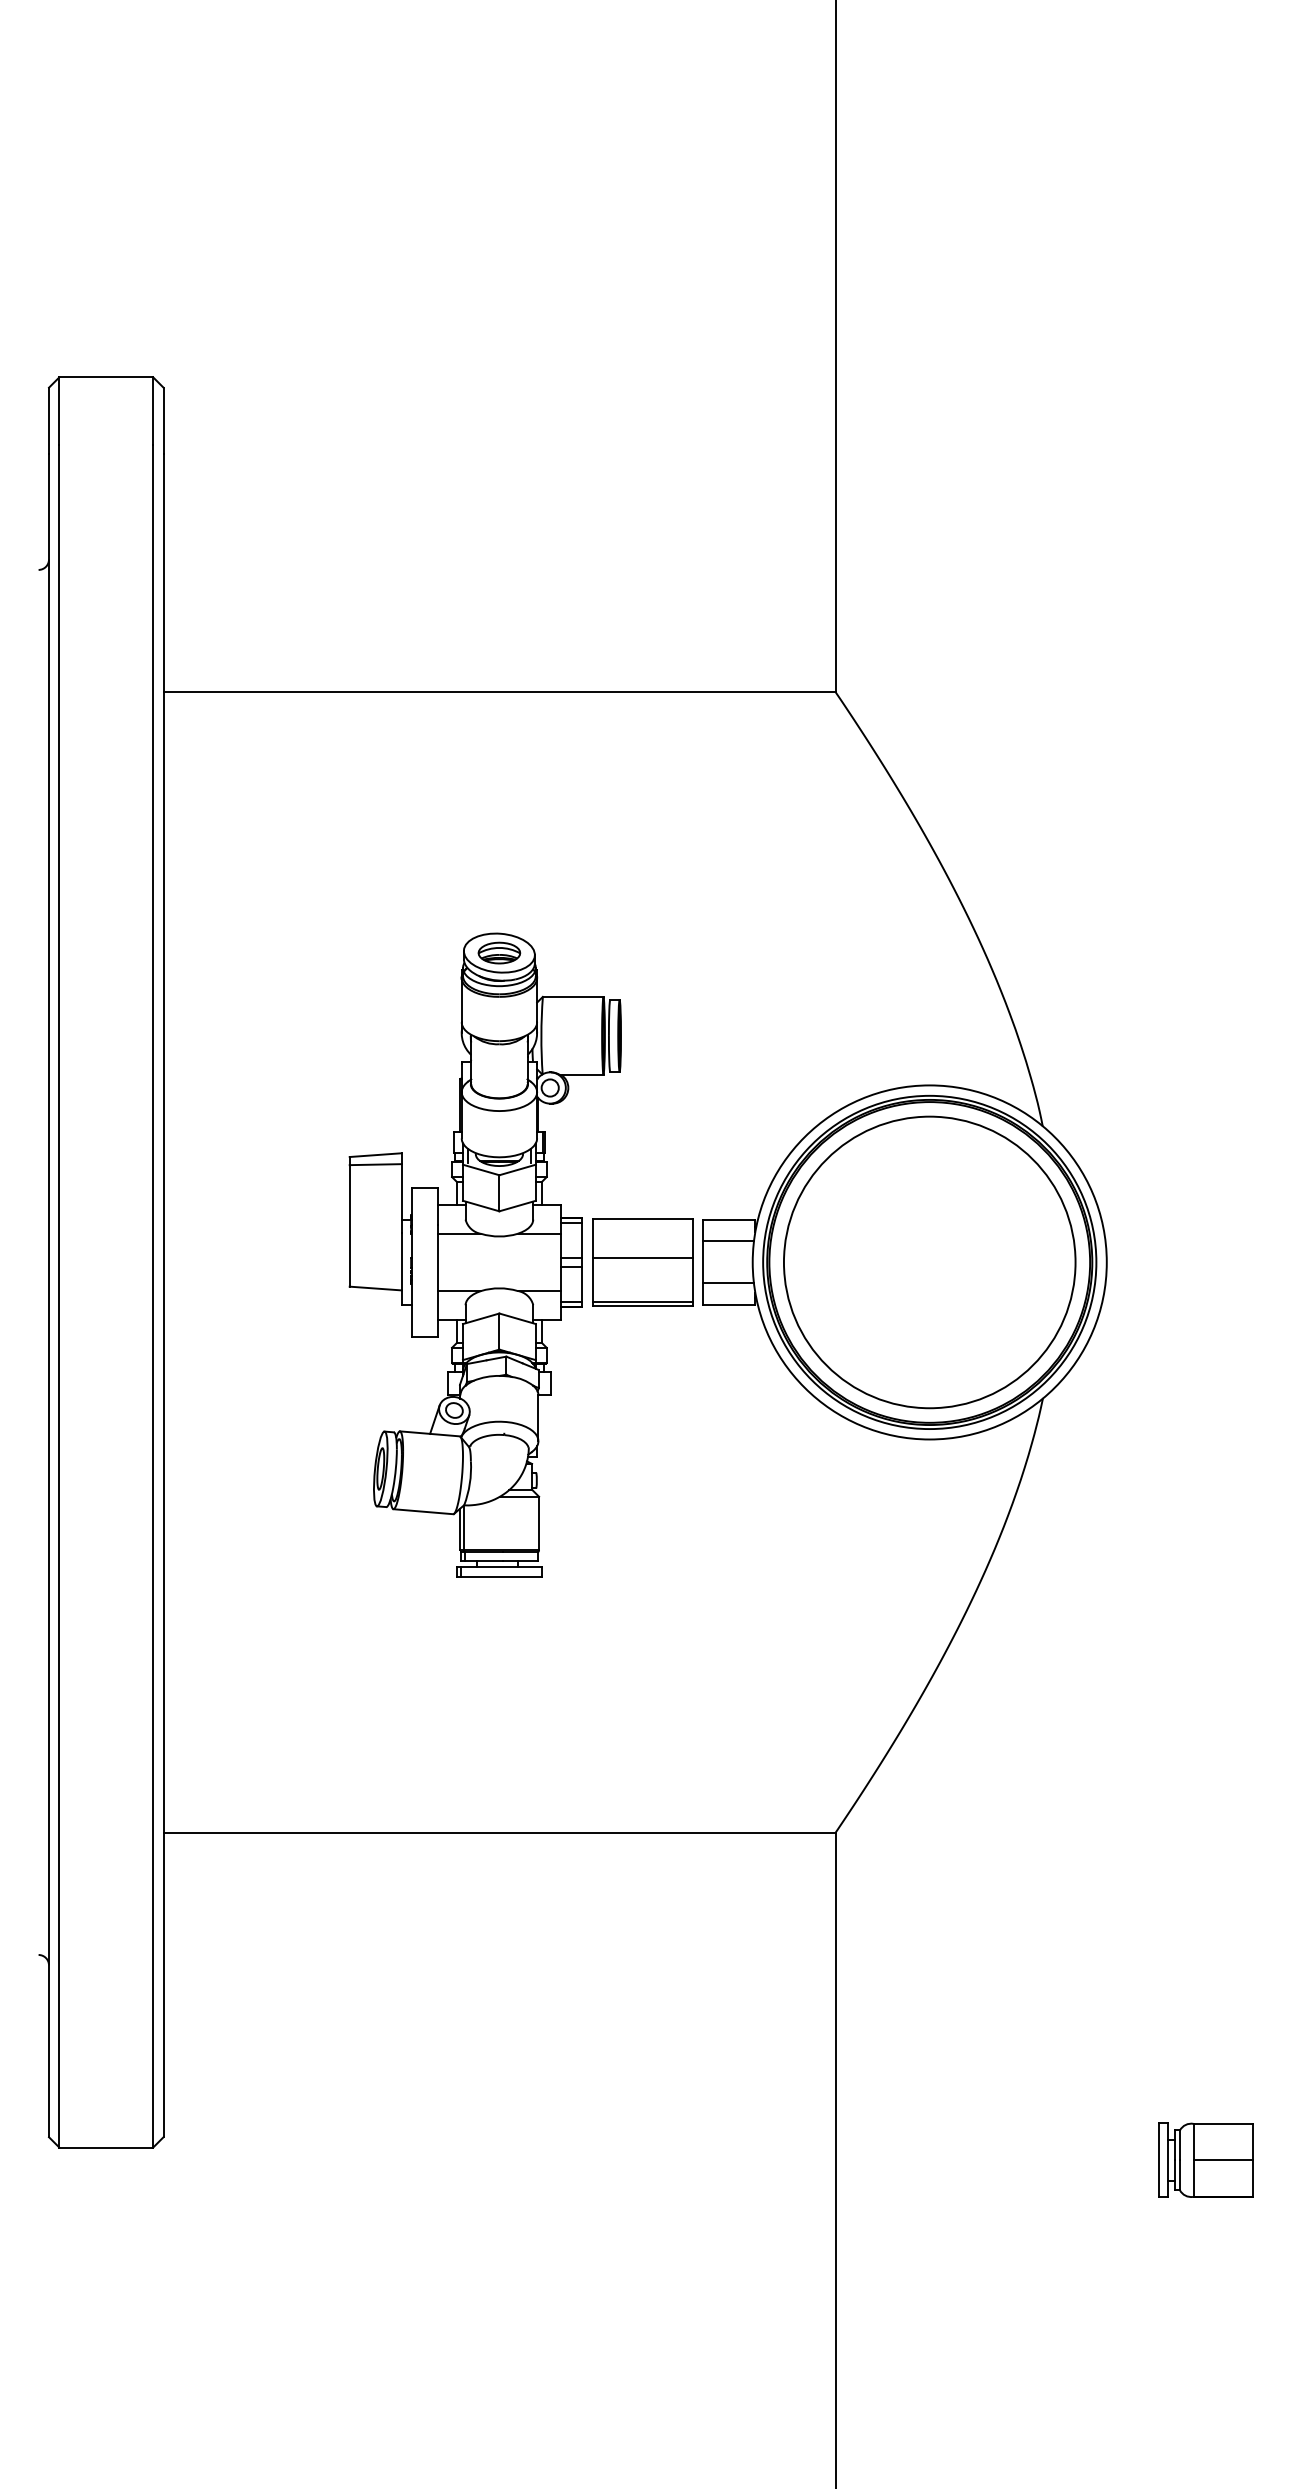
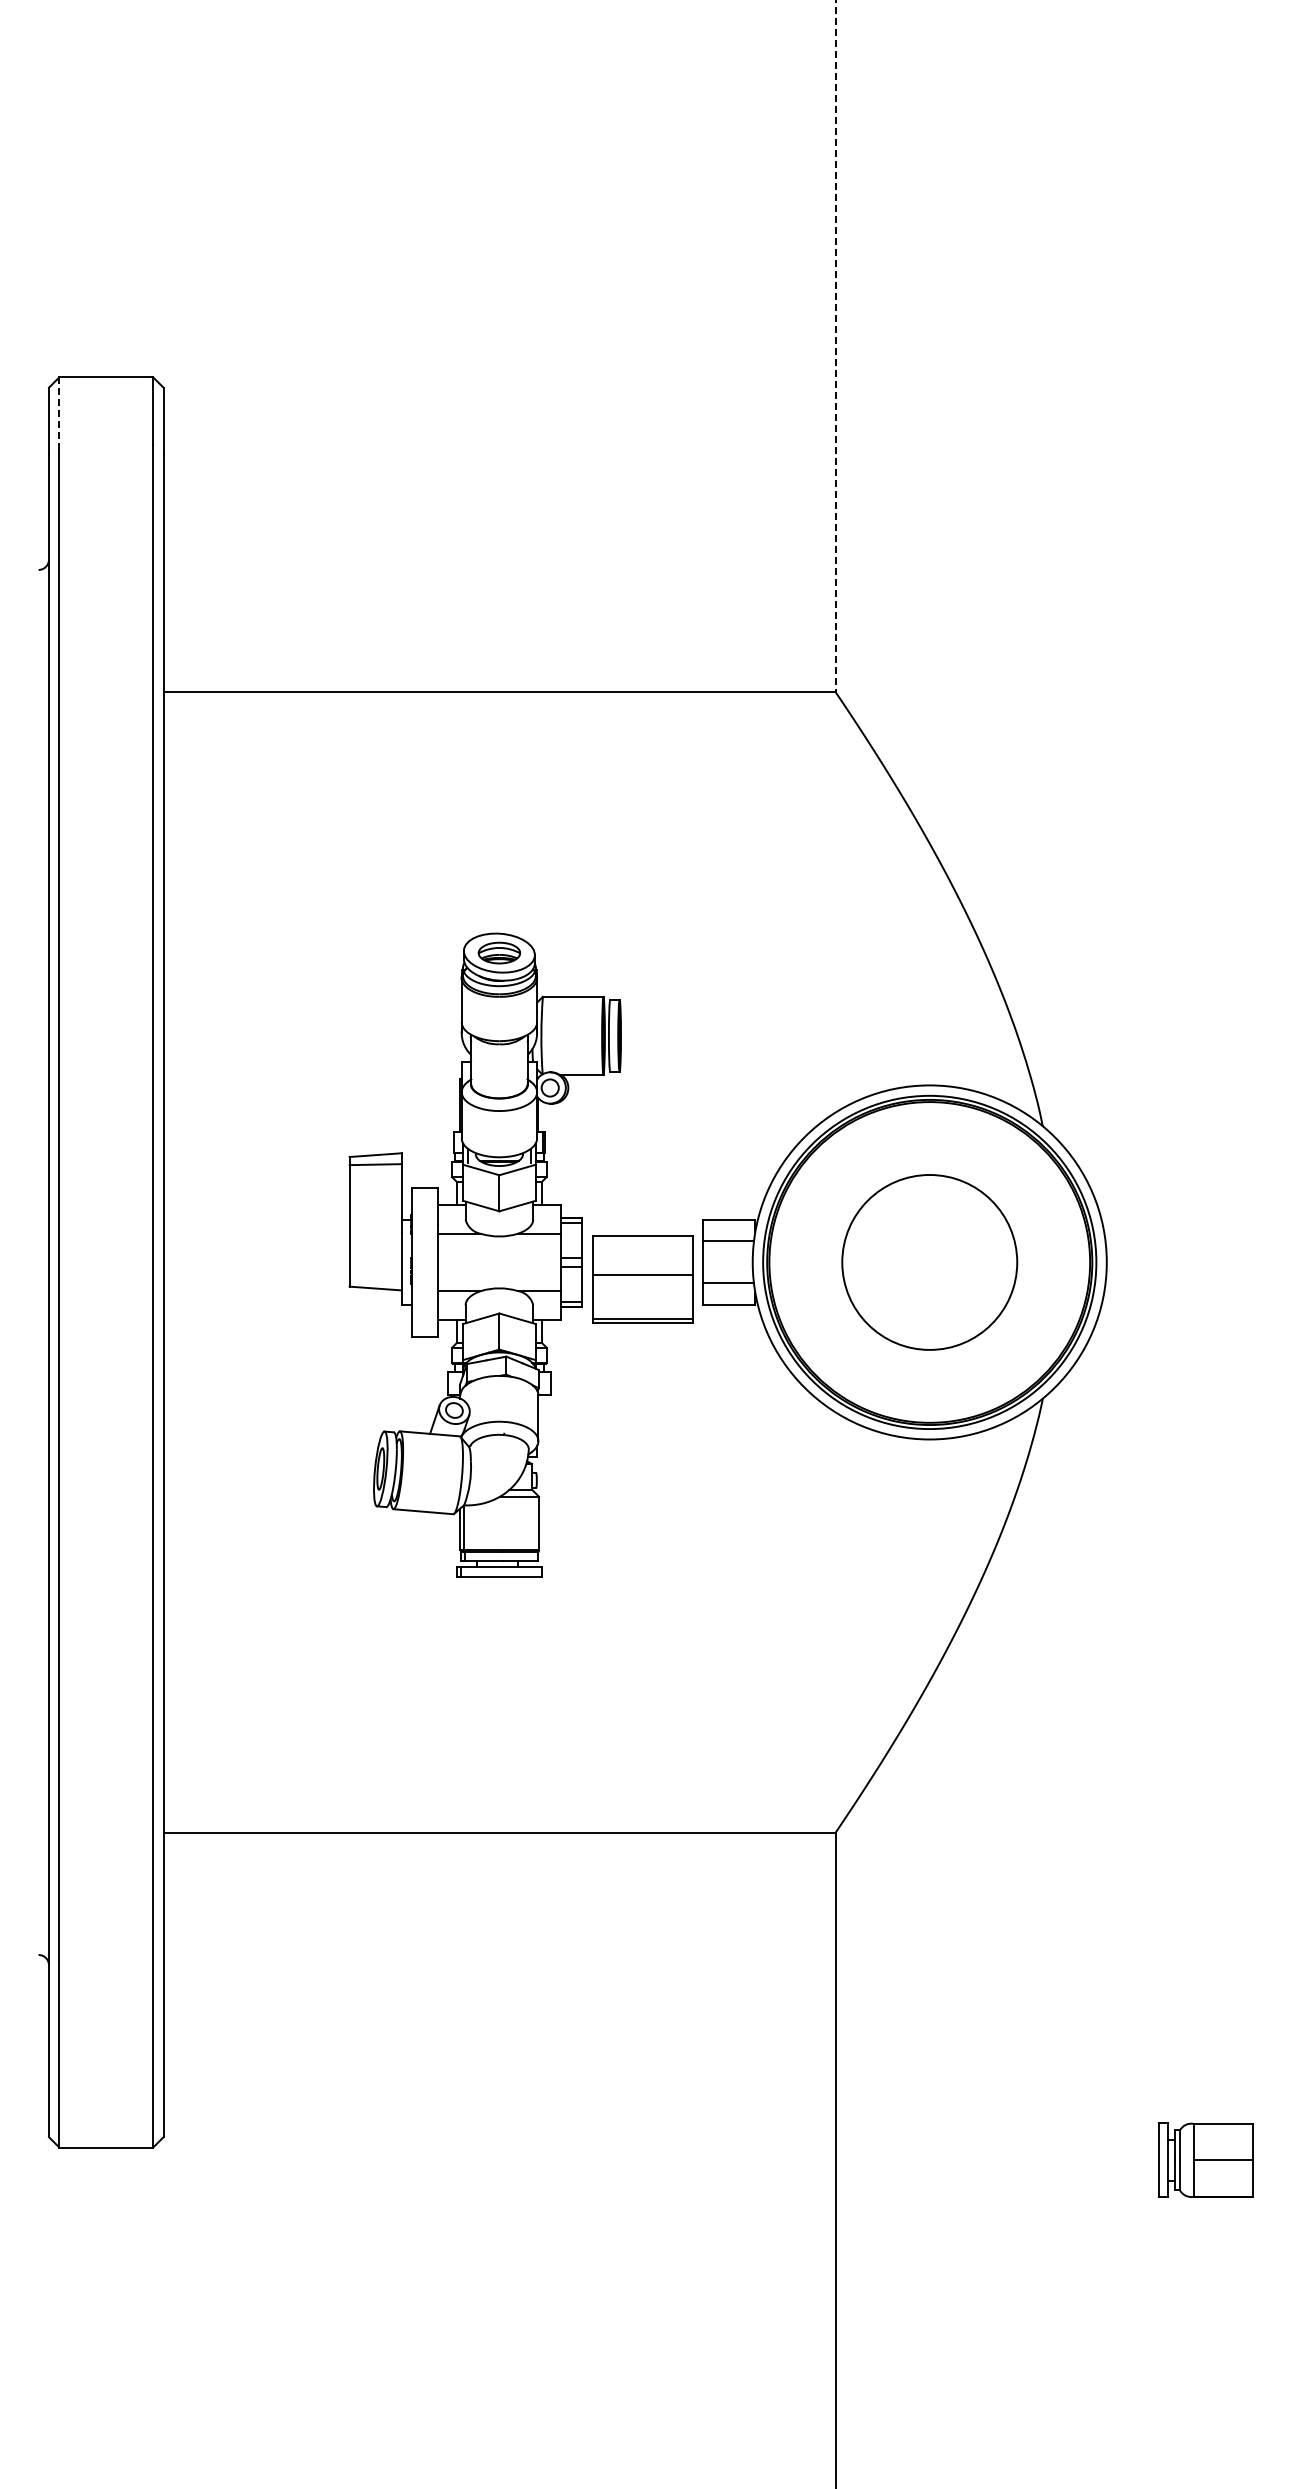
line: solid -> dashed (835, 346)
line: solid -> dashed (59, 410)
part position: (642, 1262) -> (642, 1279) (642, 1279)
circle diameter: 292 px -> 175 px (929, 1261)
